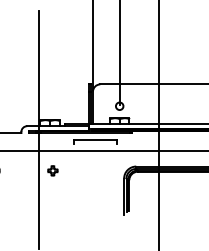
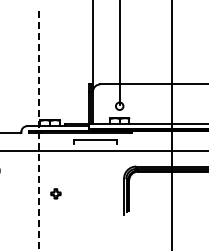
line position: (159, 124) -> (172, 124) (172, 124)
line: solid -> dashed (38, 130)
part position: (52, 170) -> (55, 193) (55, 193)
